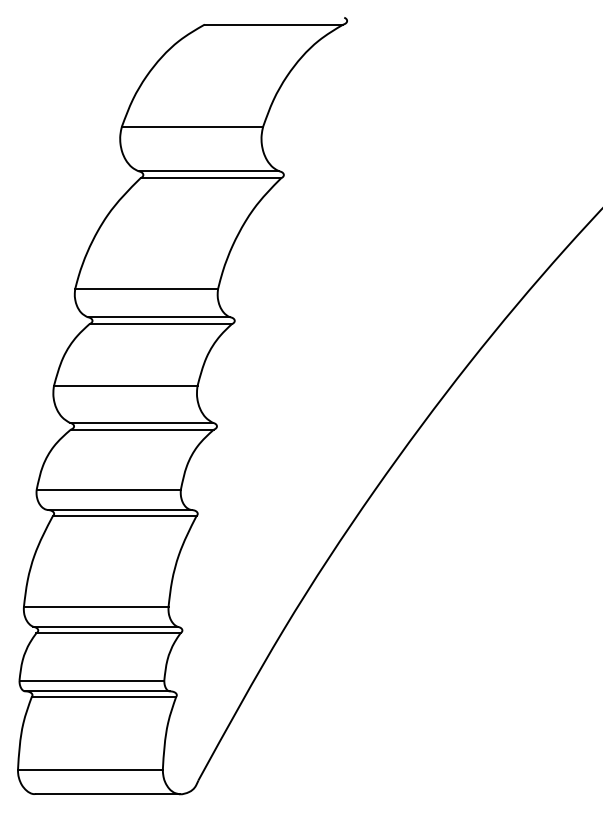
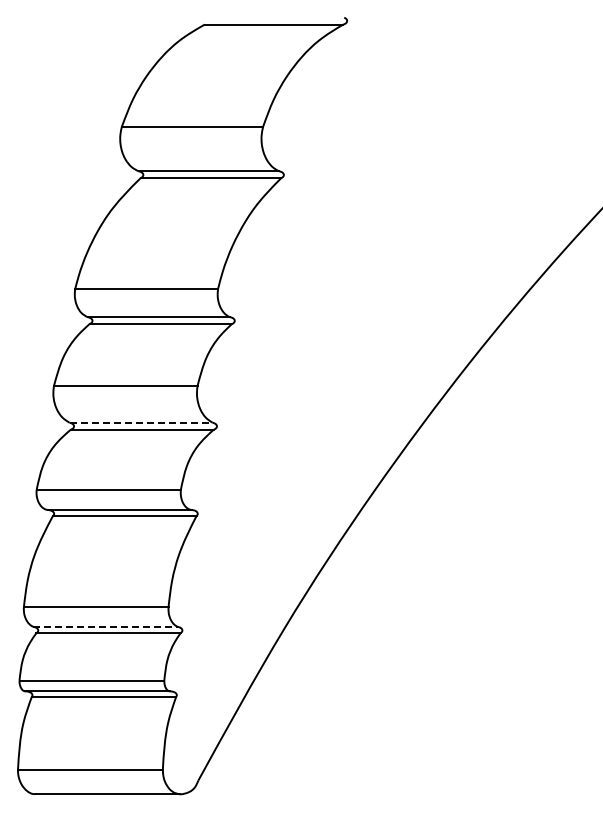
line: solid -> dashed (141, 422)
line: solid -> dashed (105, 626)
